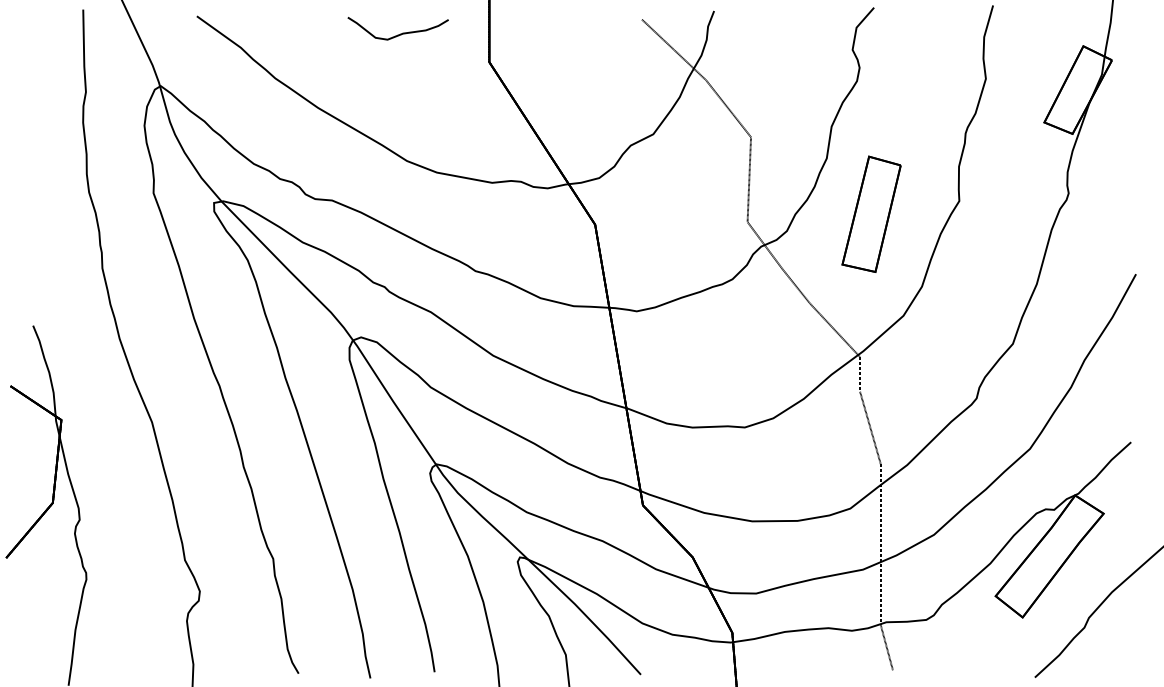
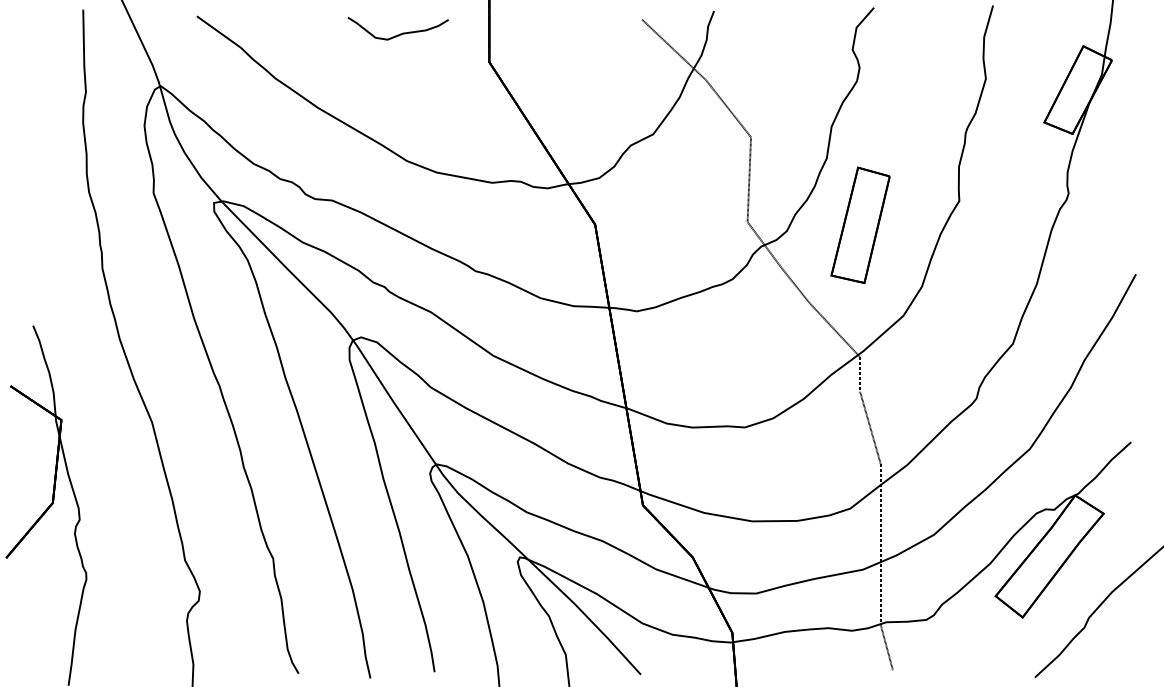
part position: (871, 213) -> (860, 224) (860, 224)
